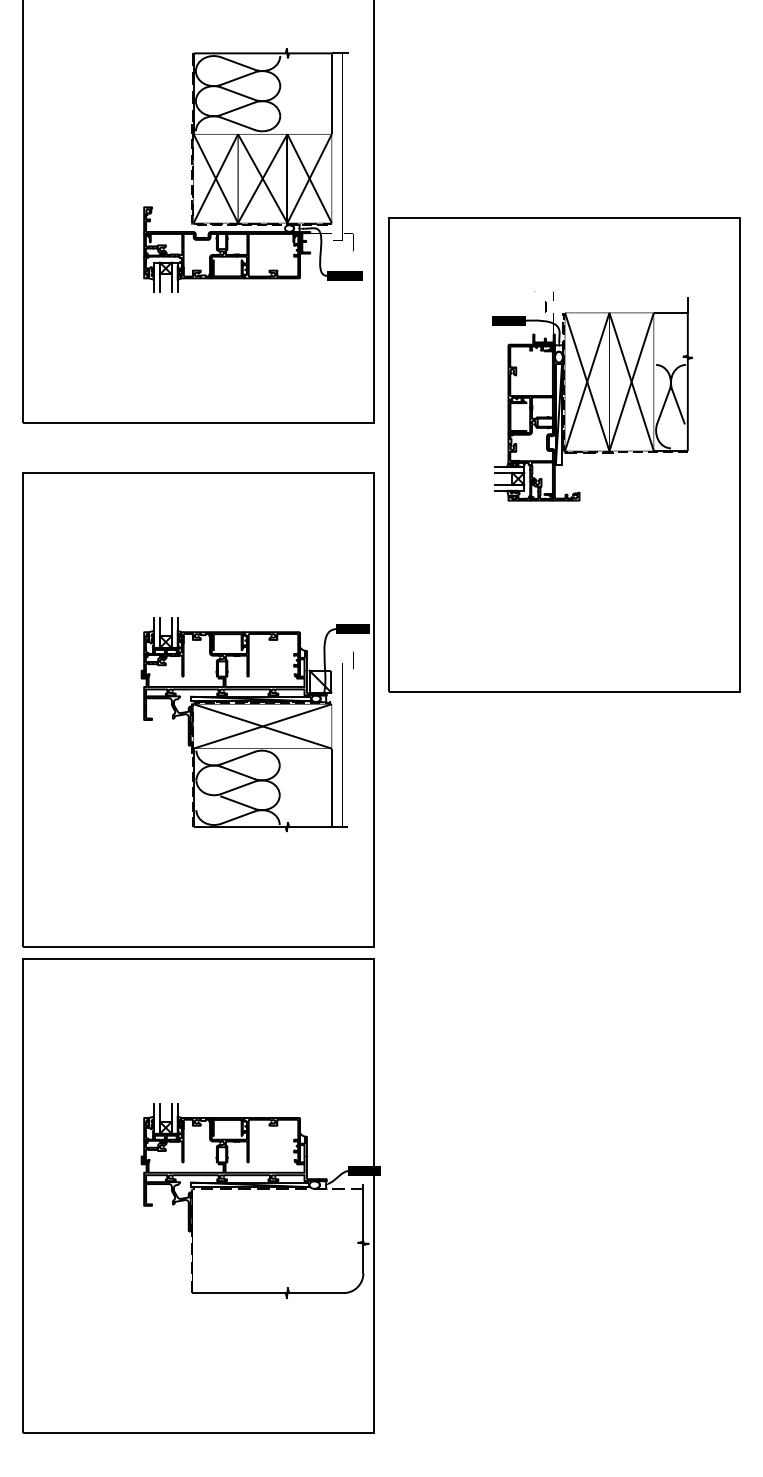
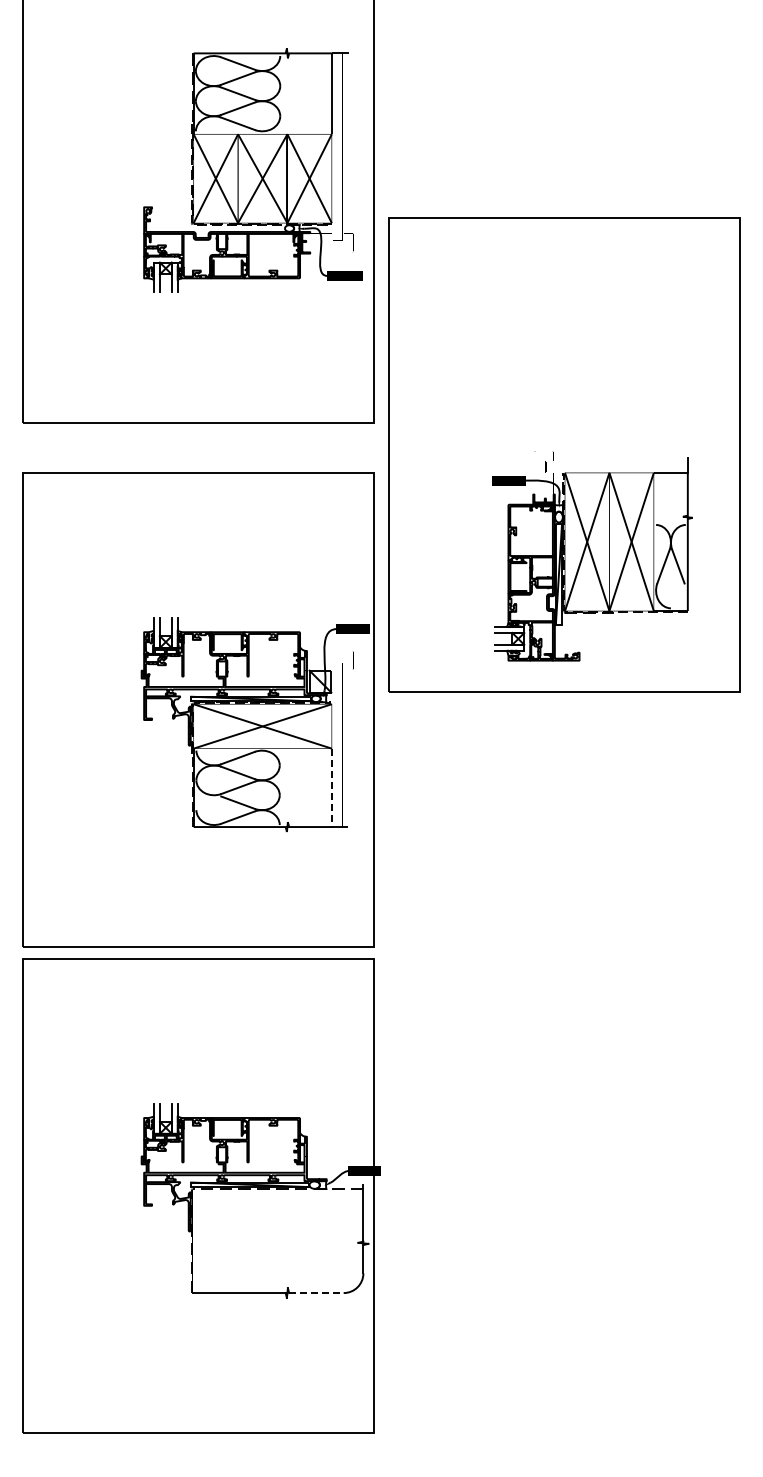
part position: (592, 396) -> (592, 556) (592, 556)
line: solid -> dashed (331, 788)
line: solid -> dashed (316, 1293)
